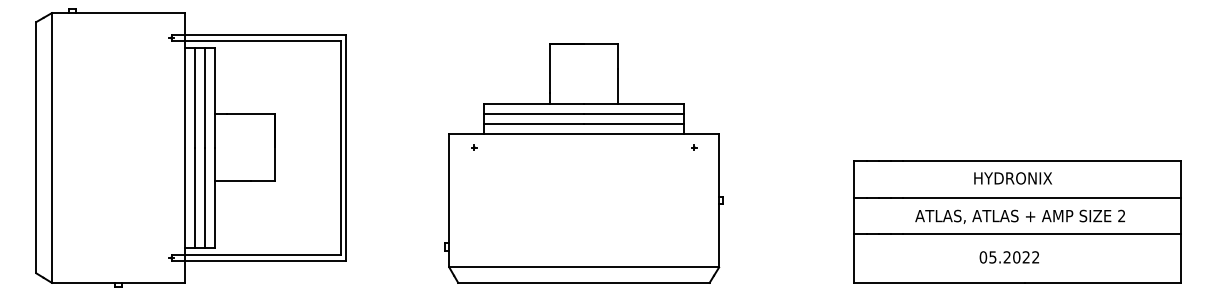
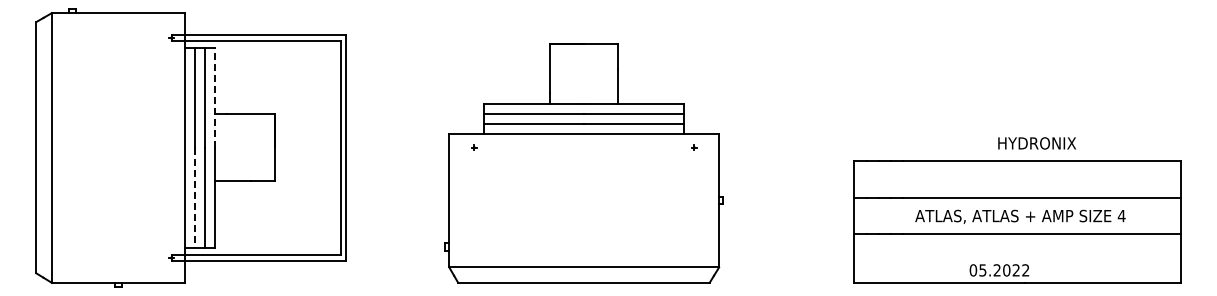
line: solid -> dashed (214, 97)
text position: (1013, 178) -> (1037, 143) (1037, 143)
line: solid -> dashed (195, 198)
text: 2 -> 4 (1121, 215)
text position: (1009, 257) -> (999, 270) (999, 270)
